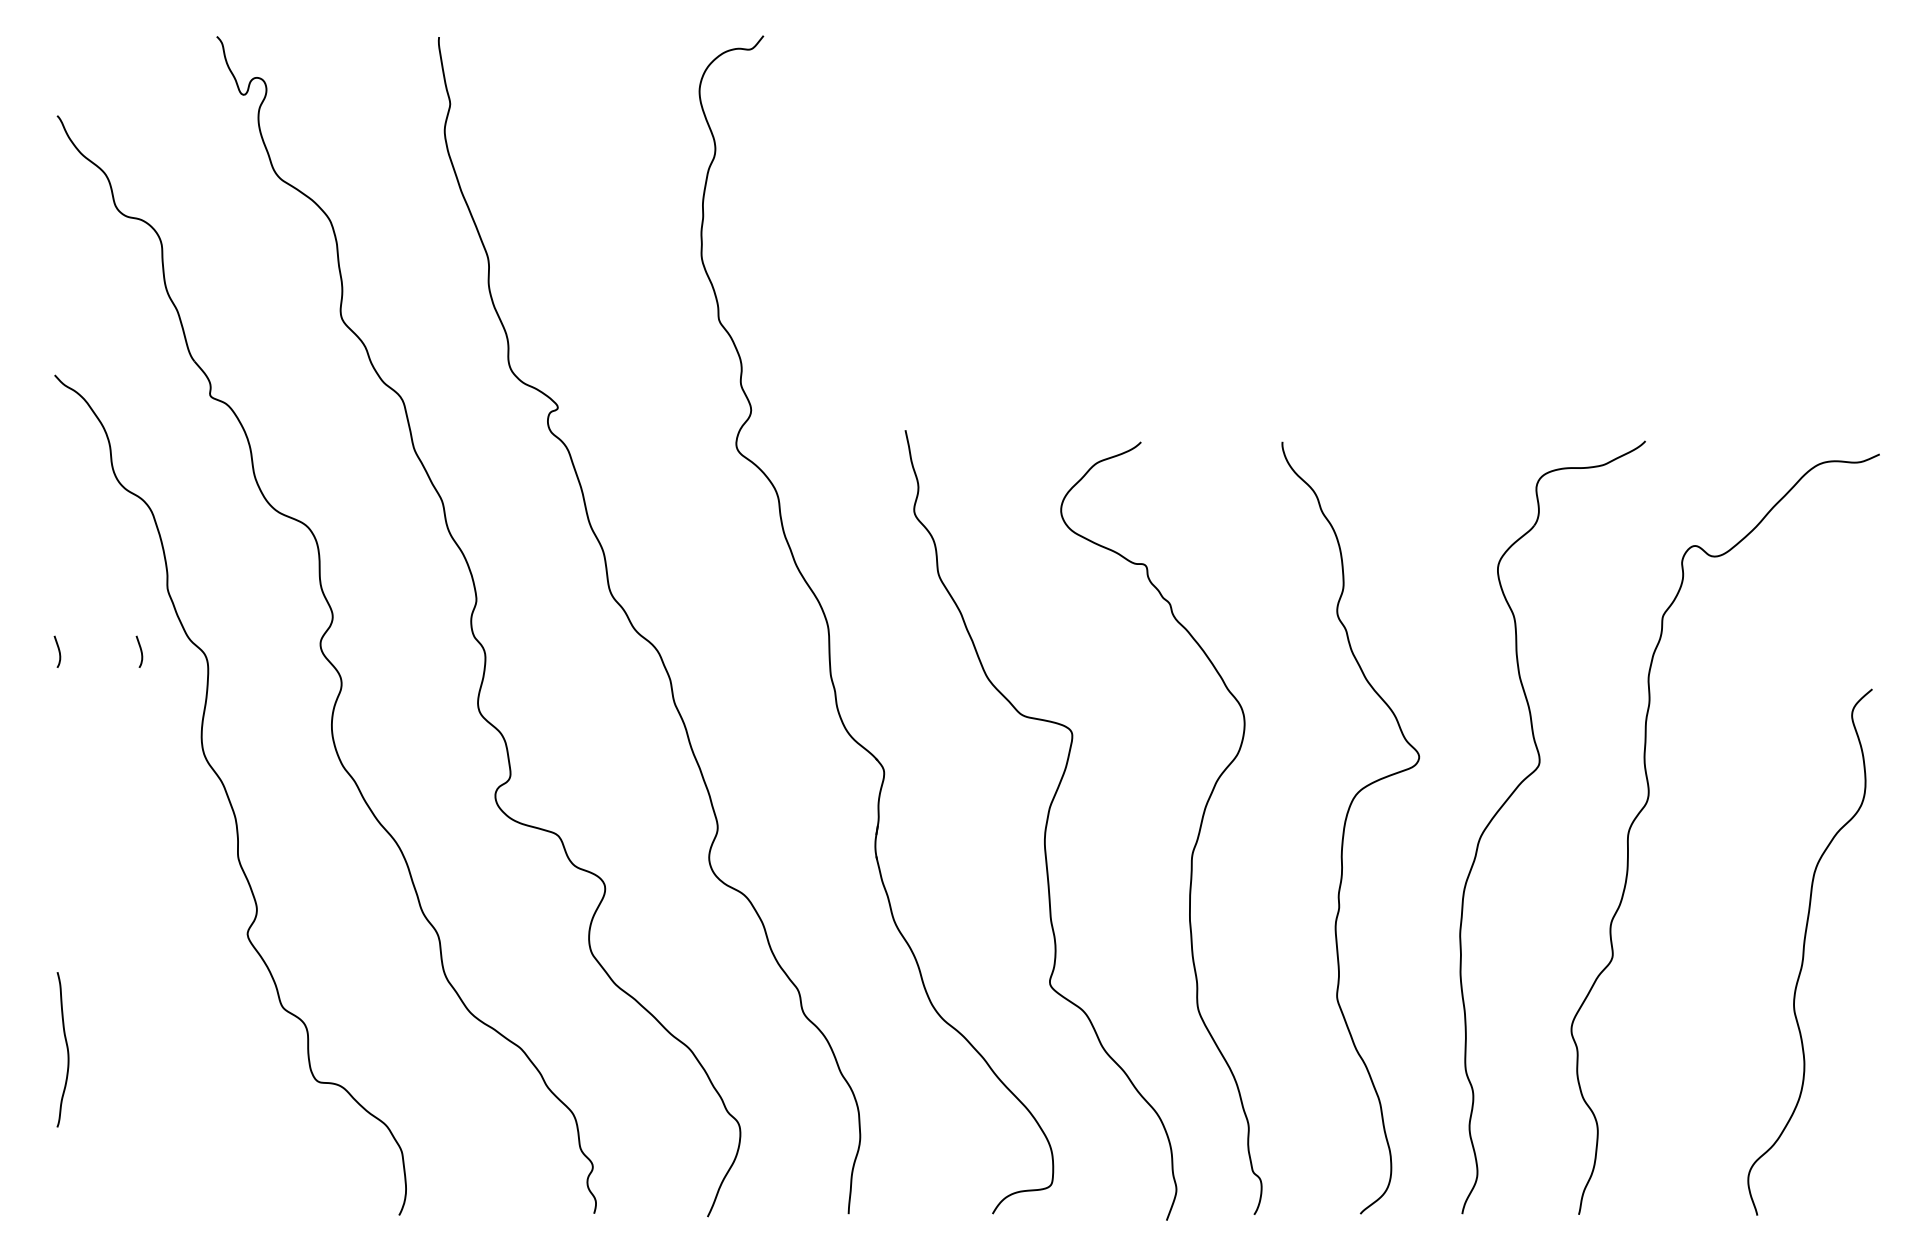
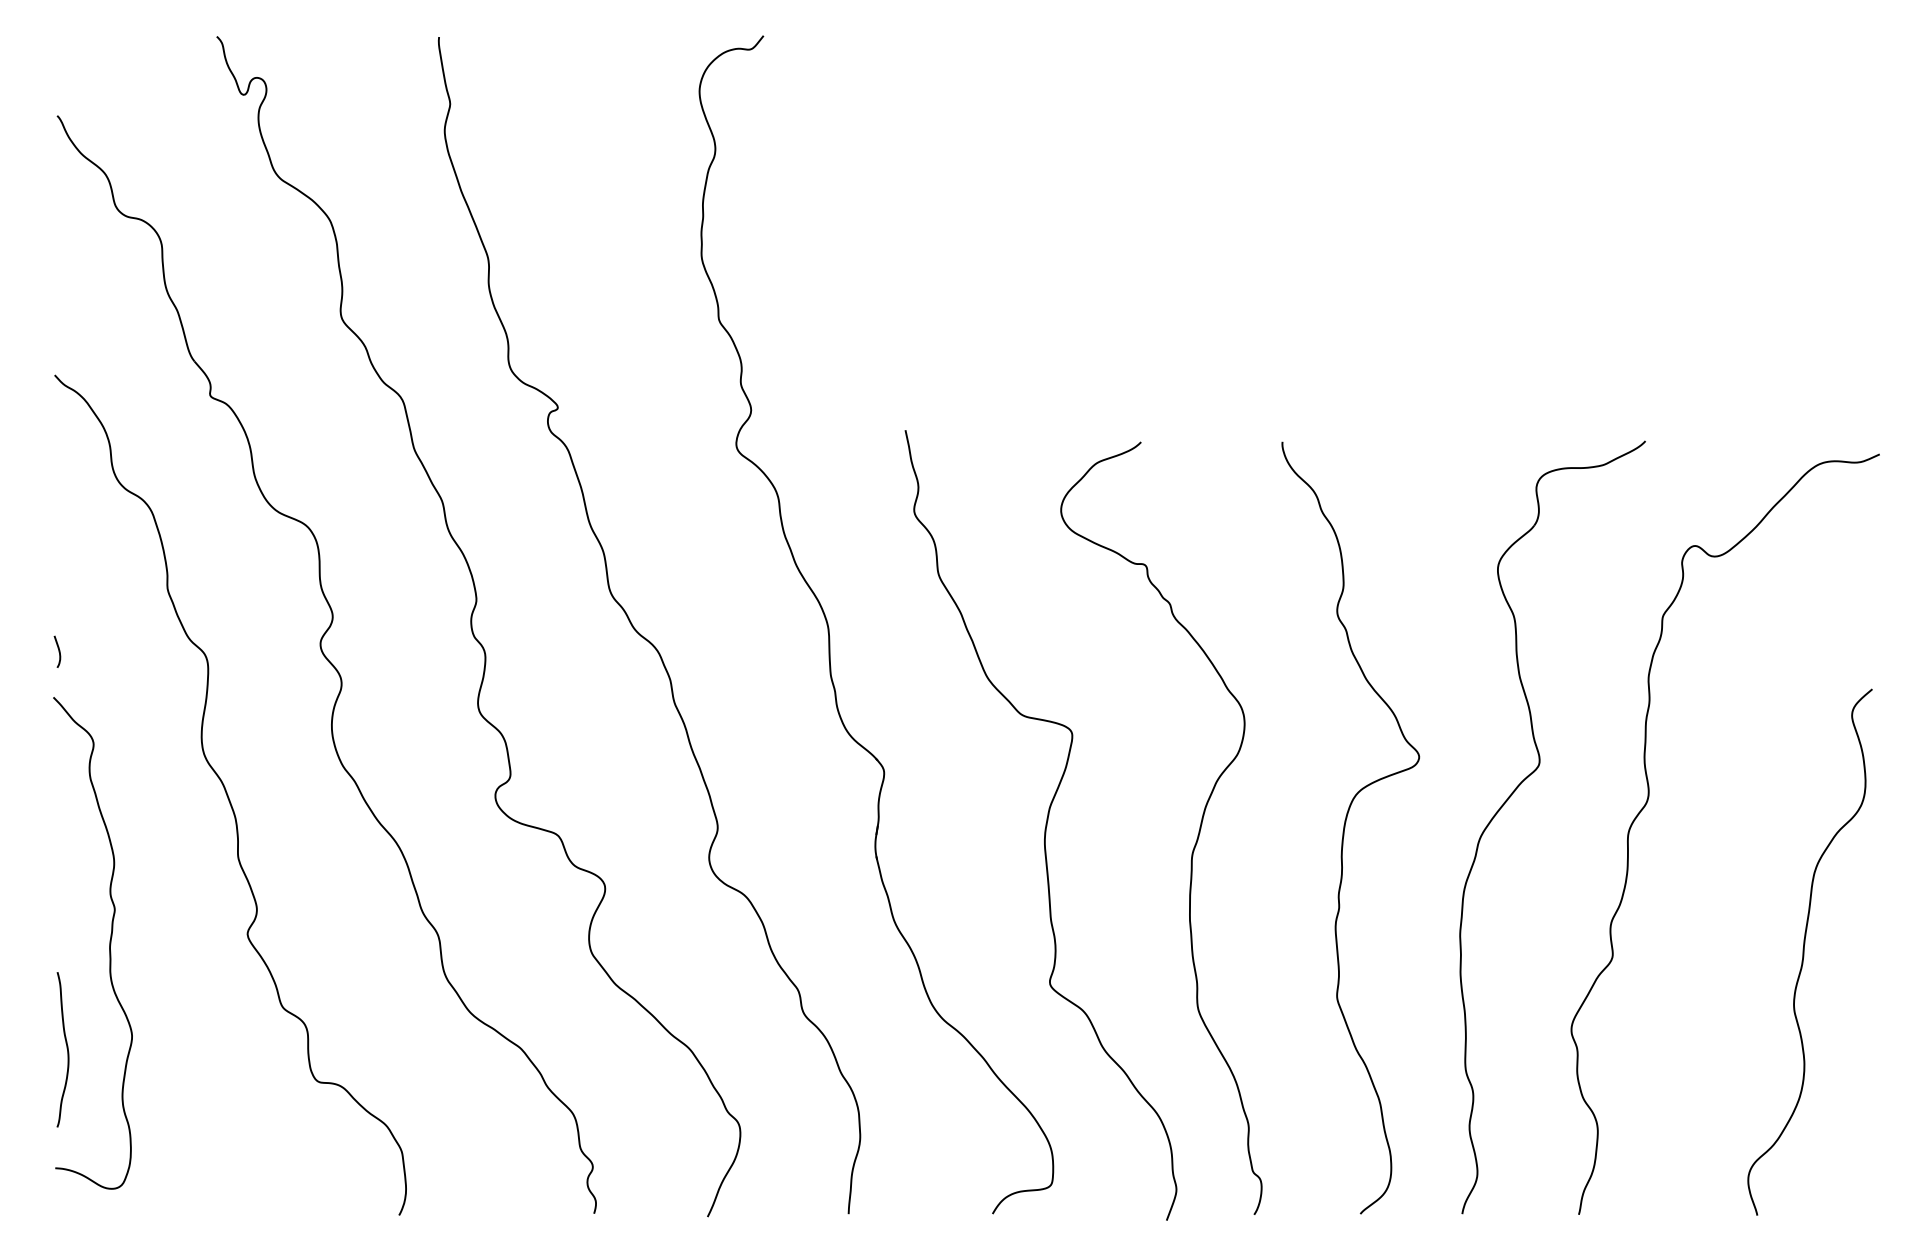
curve: present -> none (140, 651)
curve: none -> present (109, 943)
